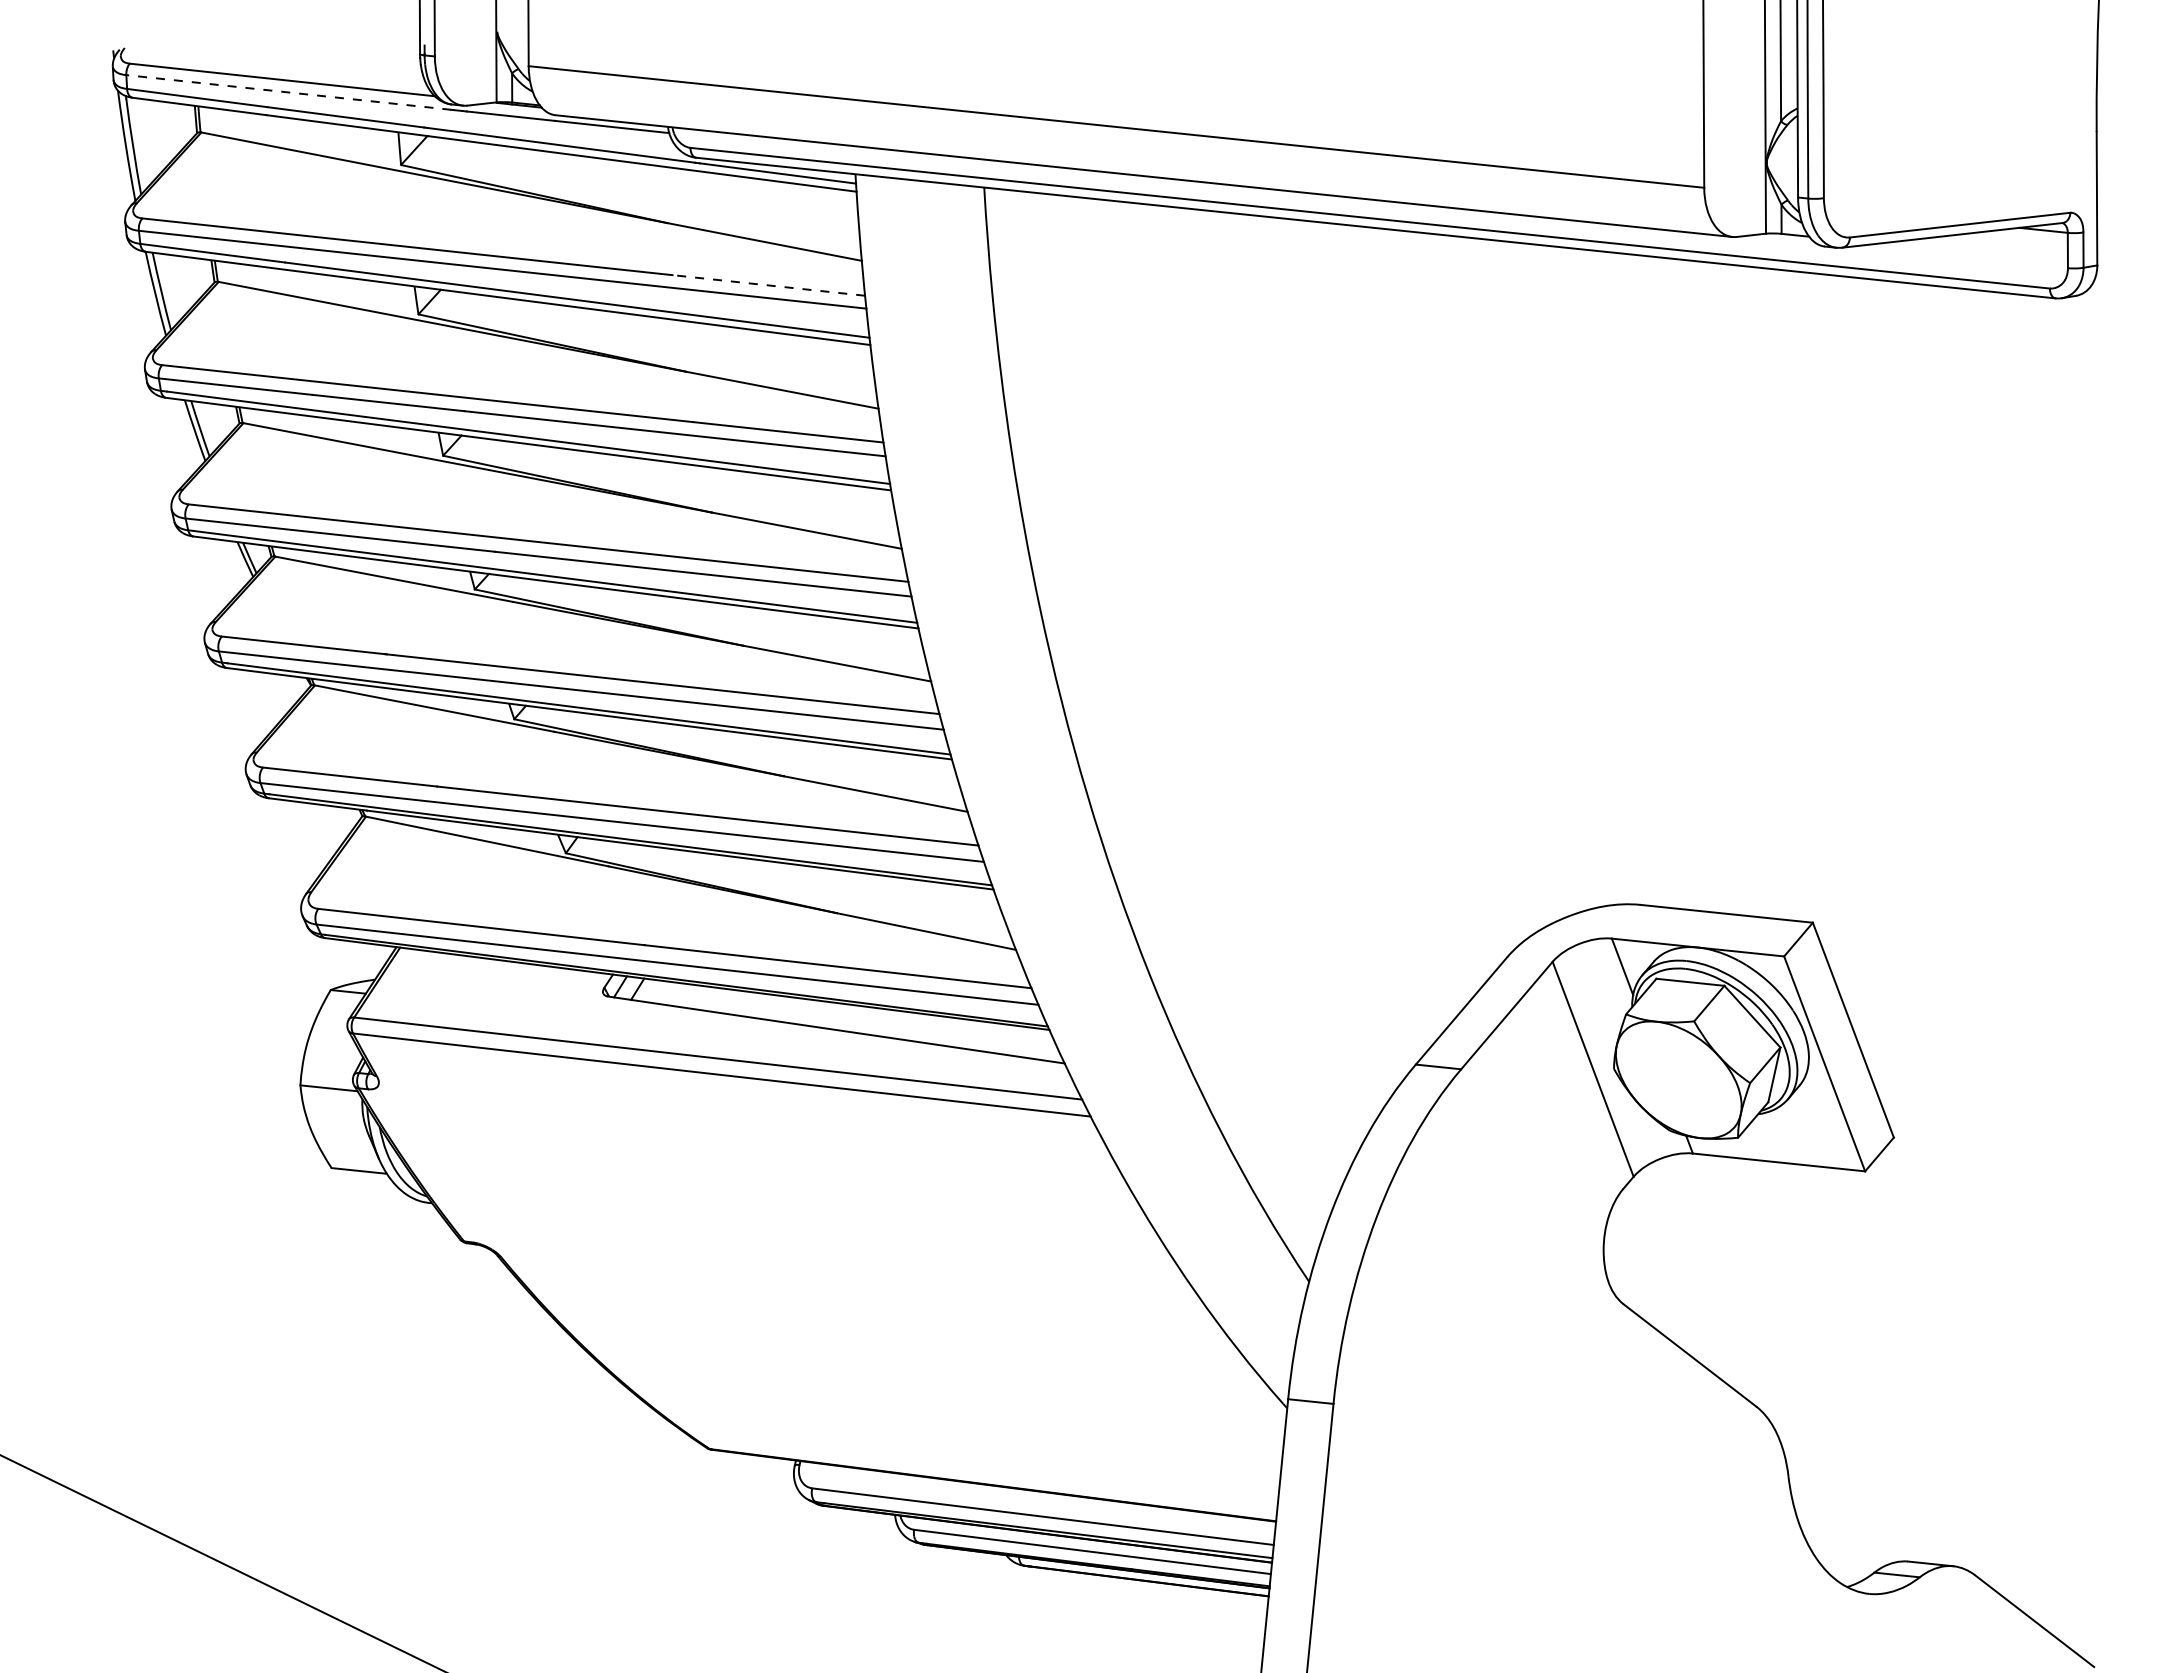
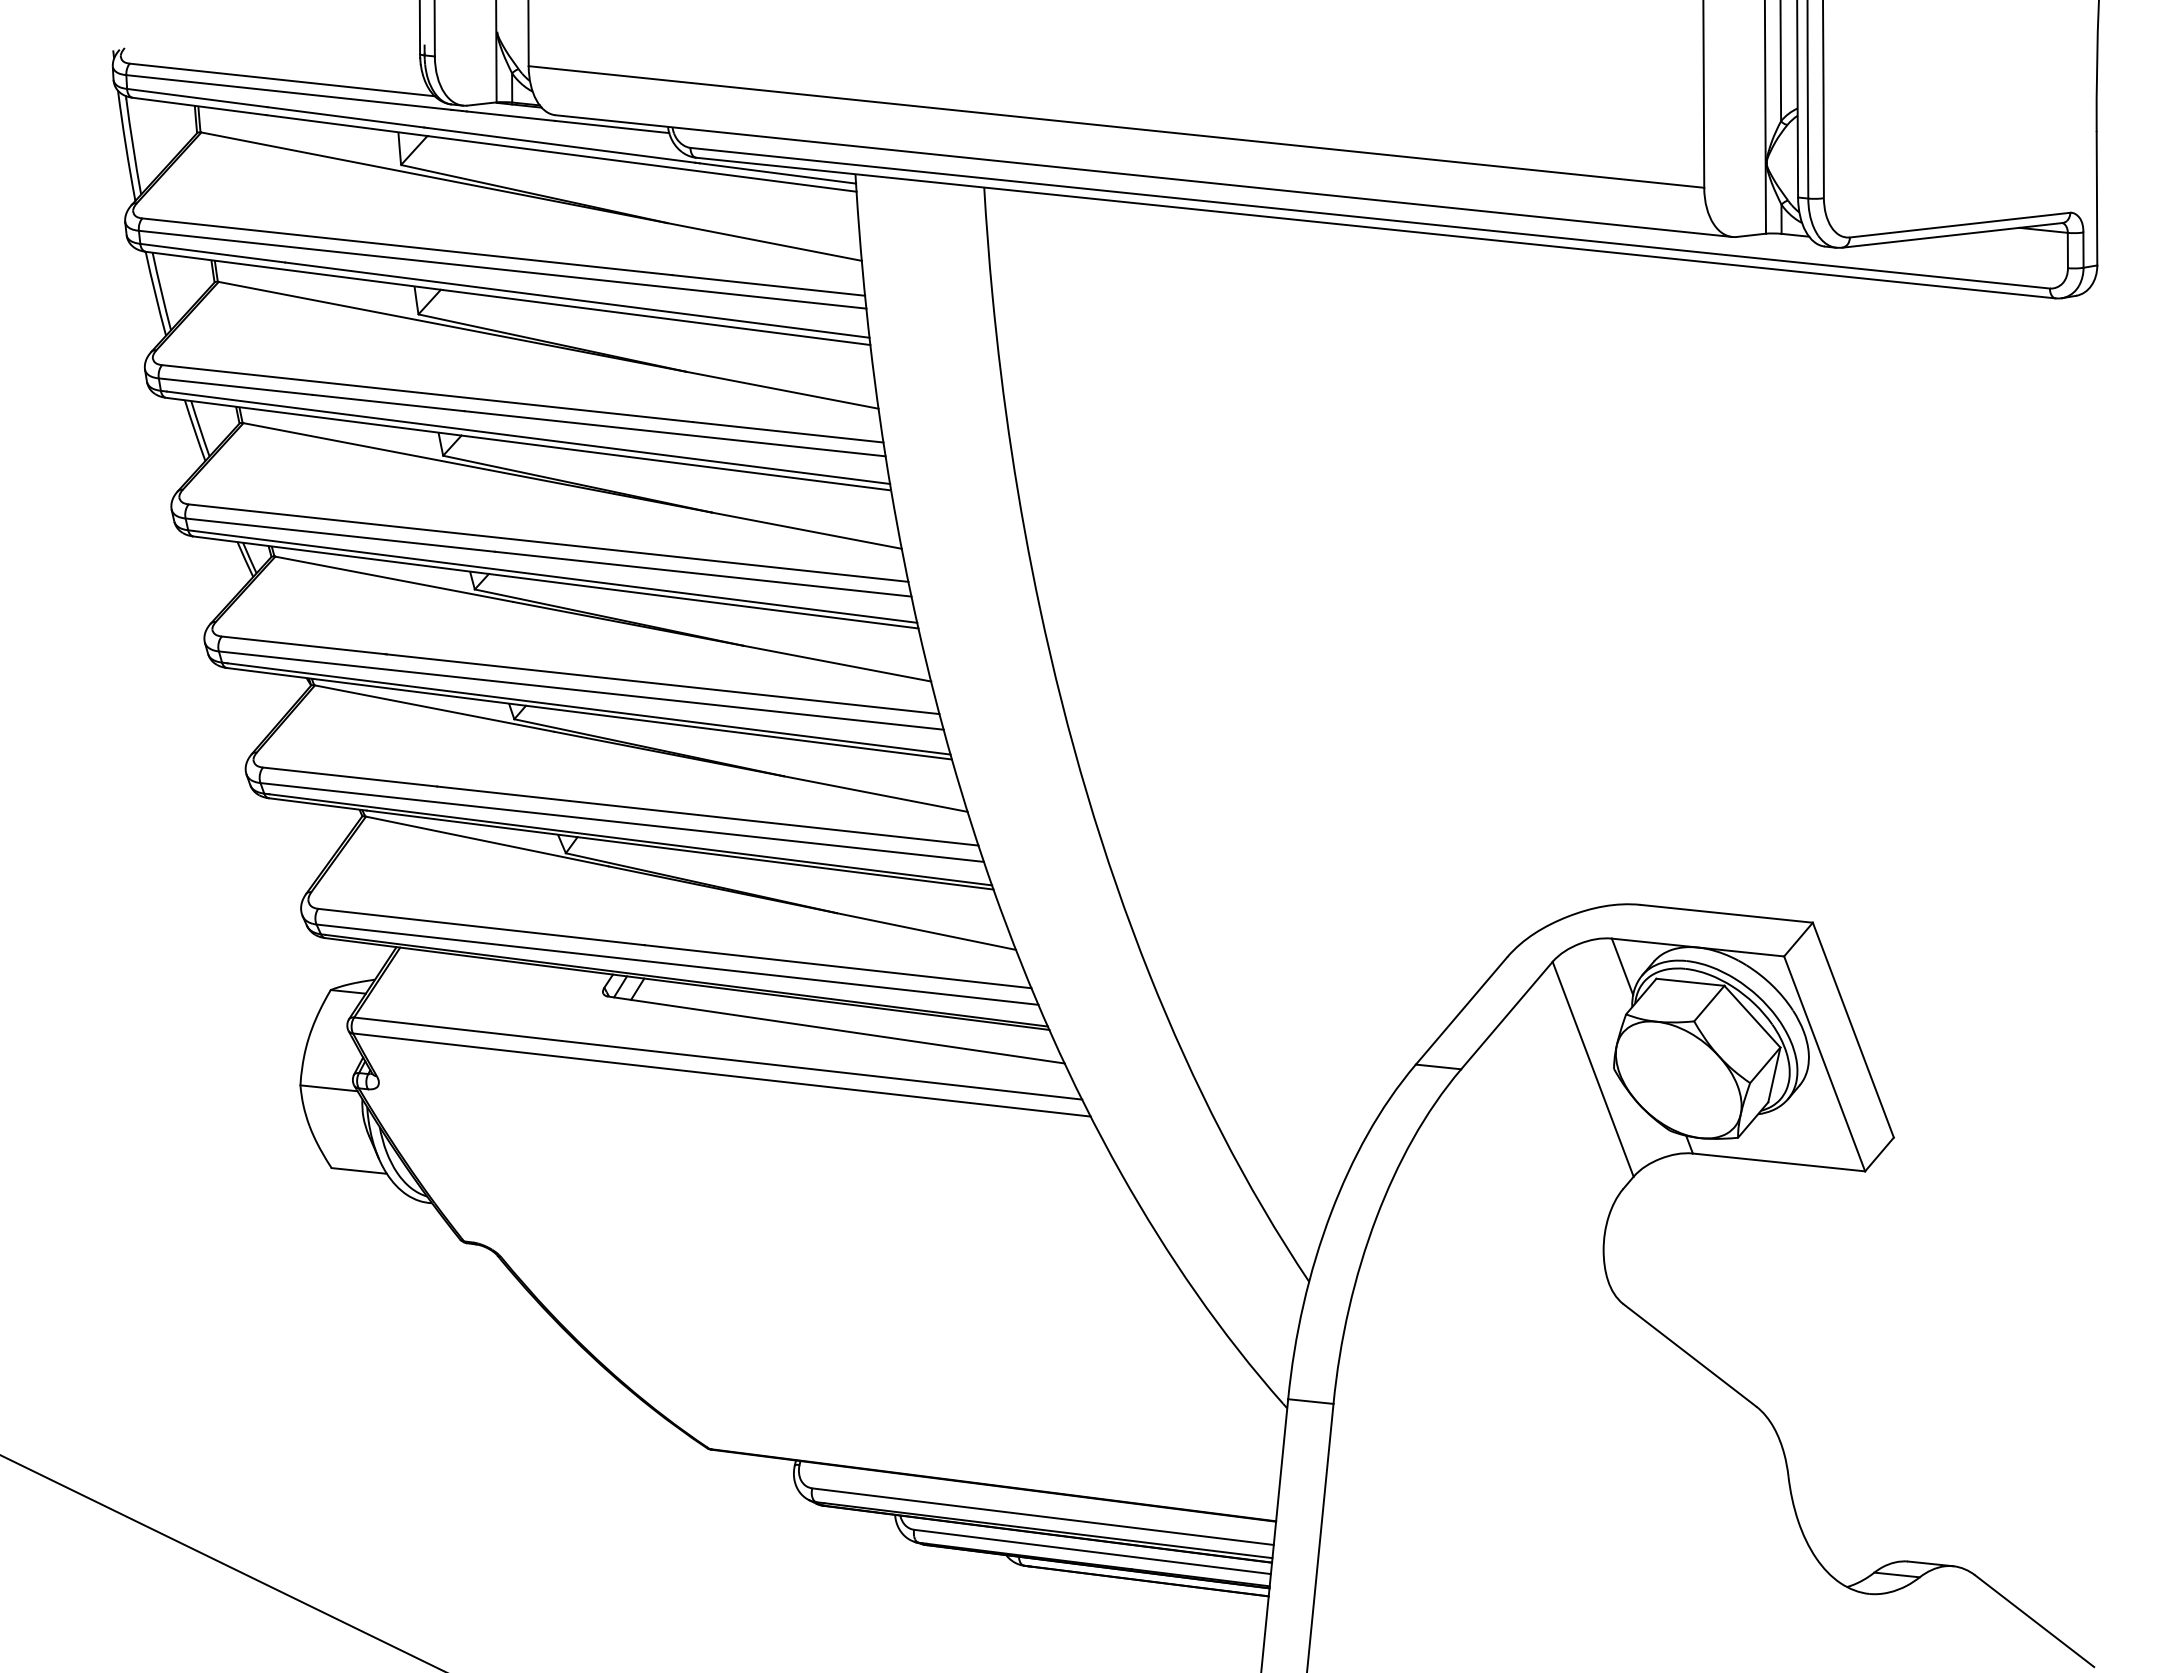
line: dashed -> solid (288, 92)
line: dashed -> solid (768, 285)
